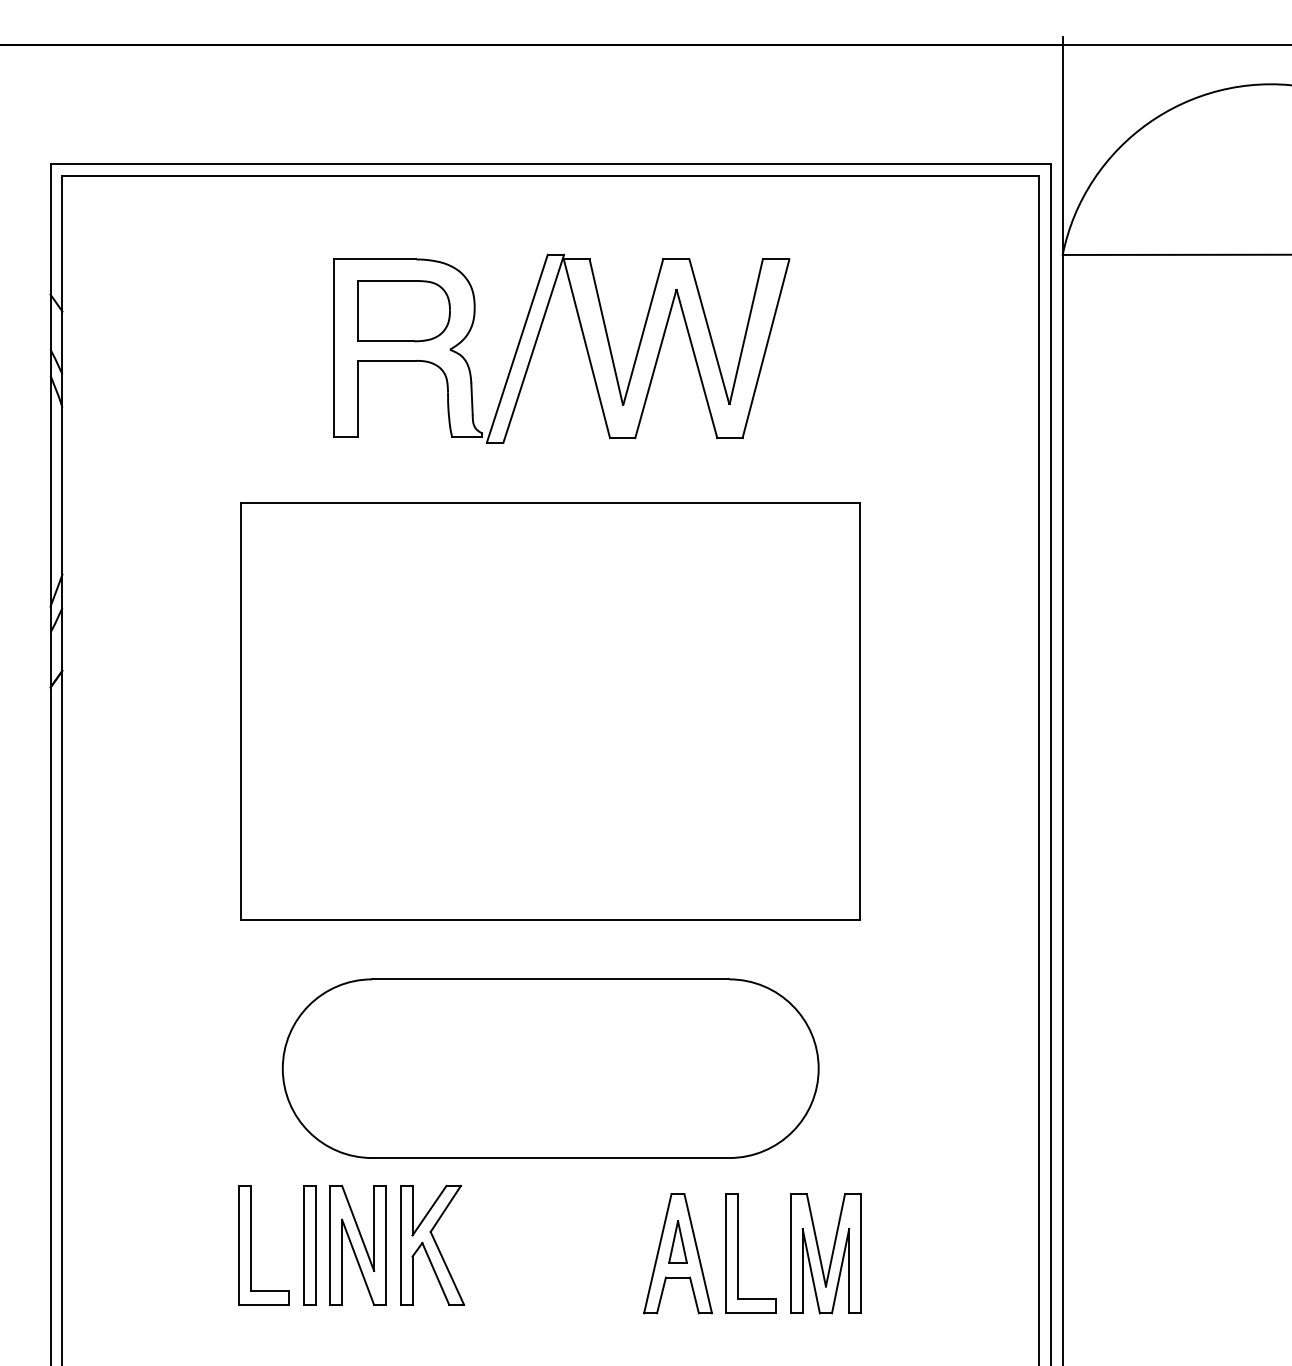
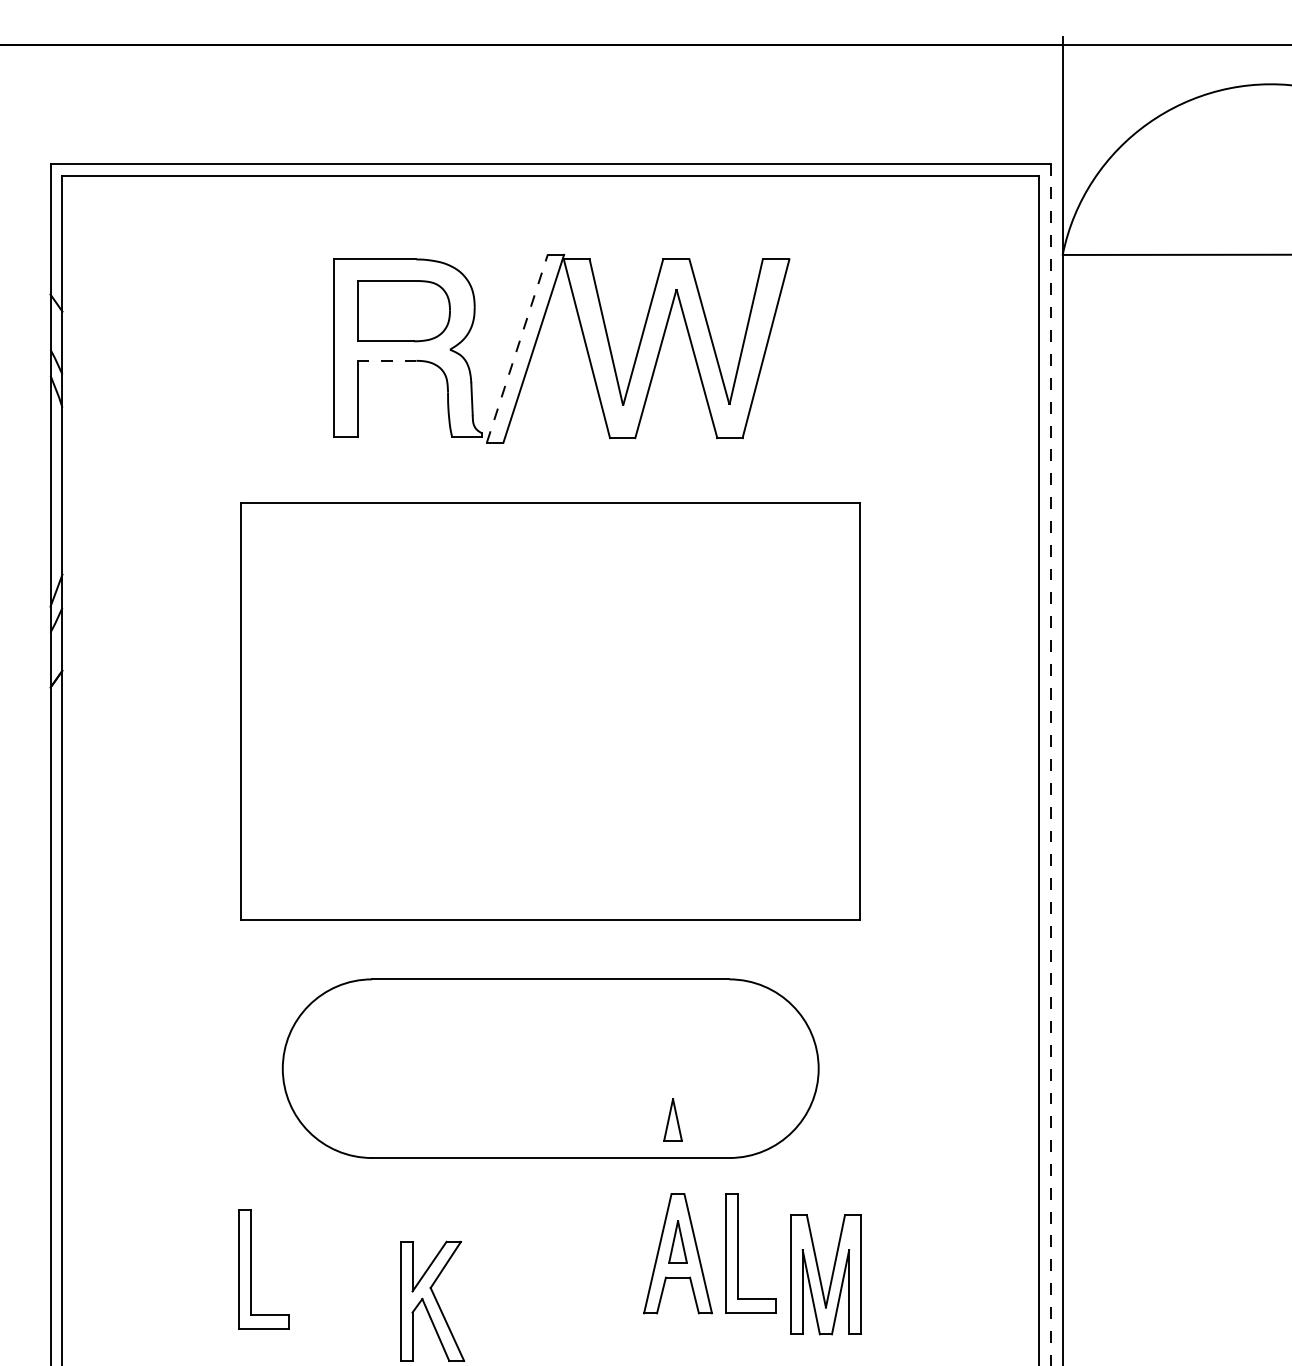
line: solid -> dashed (517, 348)
line: solid -> dashed (386, 360)
line: solid -> dashed (1050, 764)
part: none -> present (672, 1119)
part: present -> none (357, 1244)
part position: (432, 1244) -> (432, 1300) (432, 1300)
part position: (251, 1245) -> (251, 1269) (251, 1269)
part: present -> none (309, 1245)
part position: (825, 1253) -> (825, 1274) (825, 1274)
